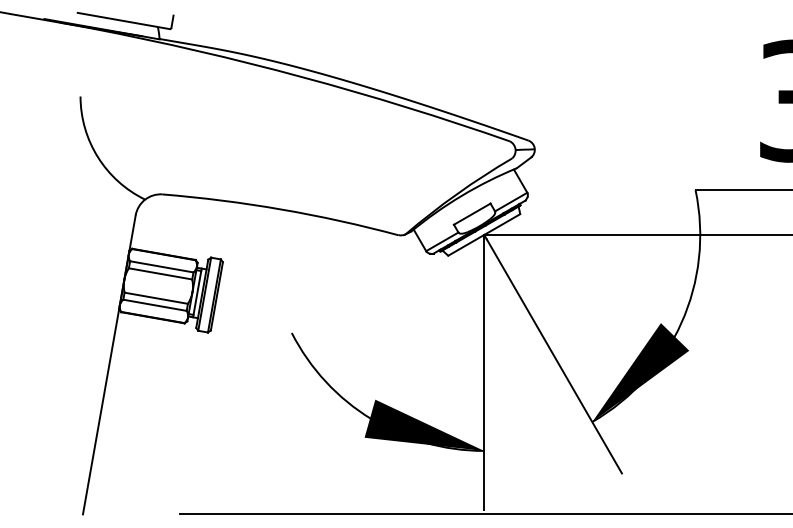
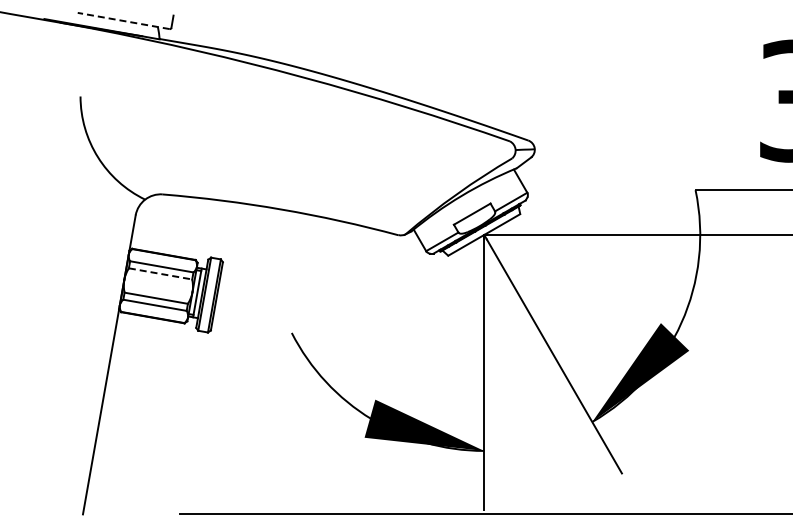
line: solid -> dashed (123, 21)
line: solid -> dashed (161, 273)
